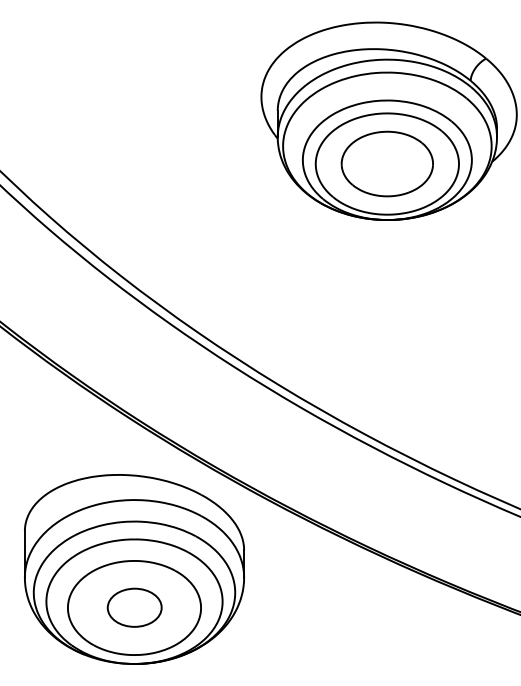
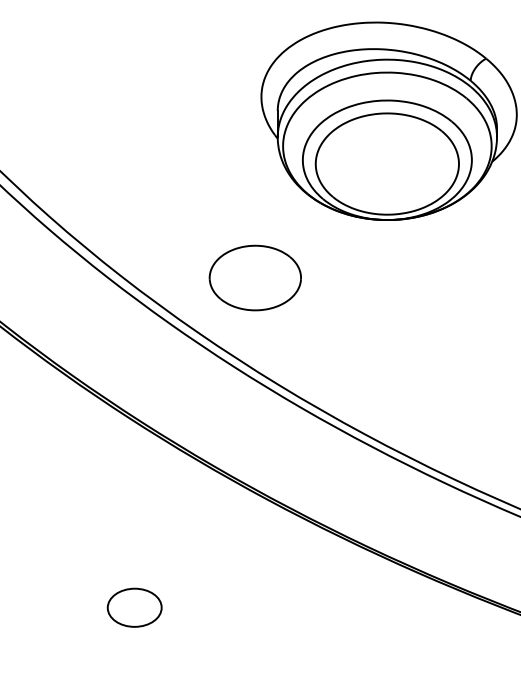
part position: (386, 163) -> (254, 277) (254, 277)
part: present -> none (134, 569)
